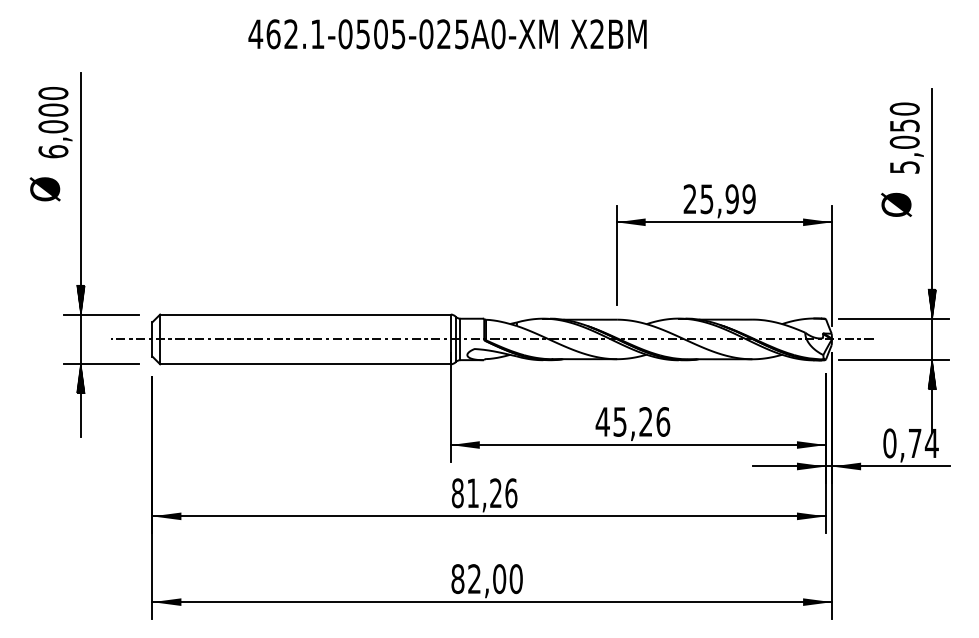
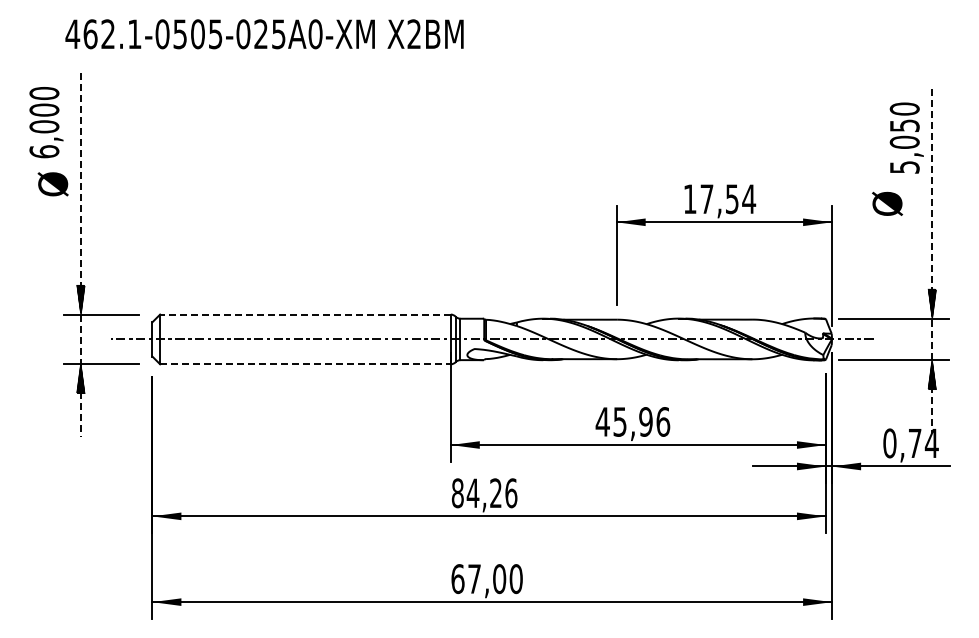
text position: (447, 34) -> (264, 34) (264, 34)
text position: (55, 122) -> (46, 122) (46, 122)
text position: (44, 189) -> (52, 184) (52, 184)
text: 25,99 -> 17,54 (719, 199)
text position: (896, 204) -> (887, 203) (887, 203)
line: solid -> dashed (80, 255)
line: solid -> dashed (932, 261)
line: solid -> dashed (304, 314)
line: solid -> dashed (305, 364)
text: 45,26 -> 45,96 (645, 421)
text: 81,26 -> 84,26 (472, 492)
text: 82,00 -> 67,00 (465, 578)
